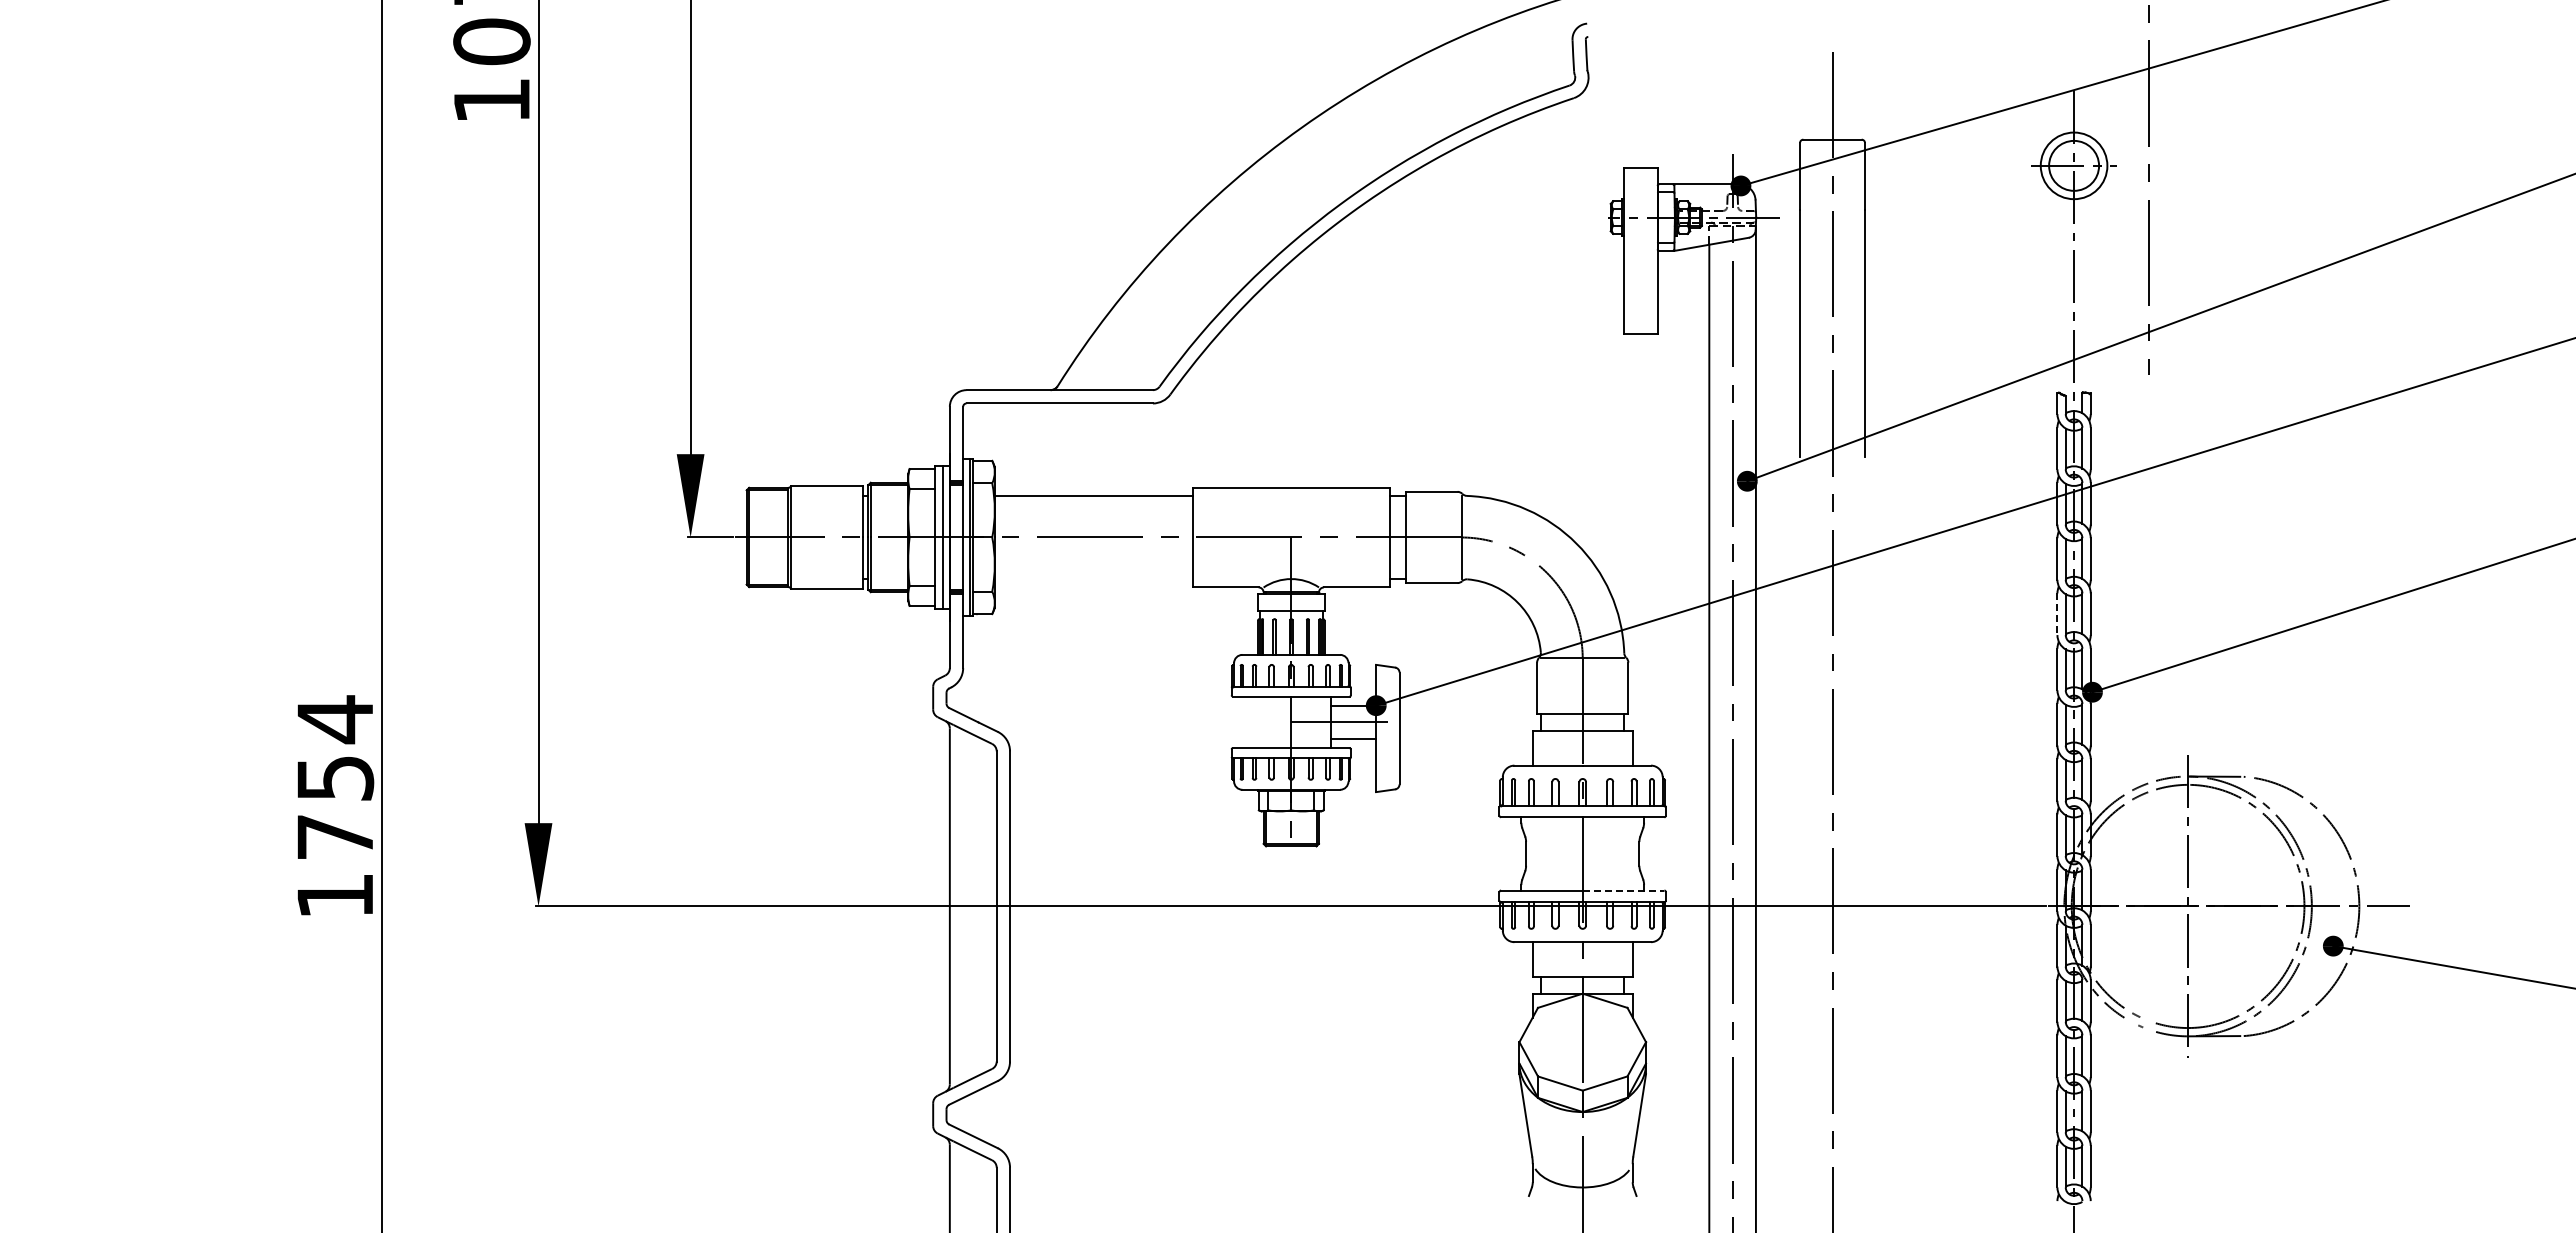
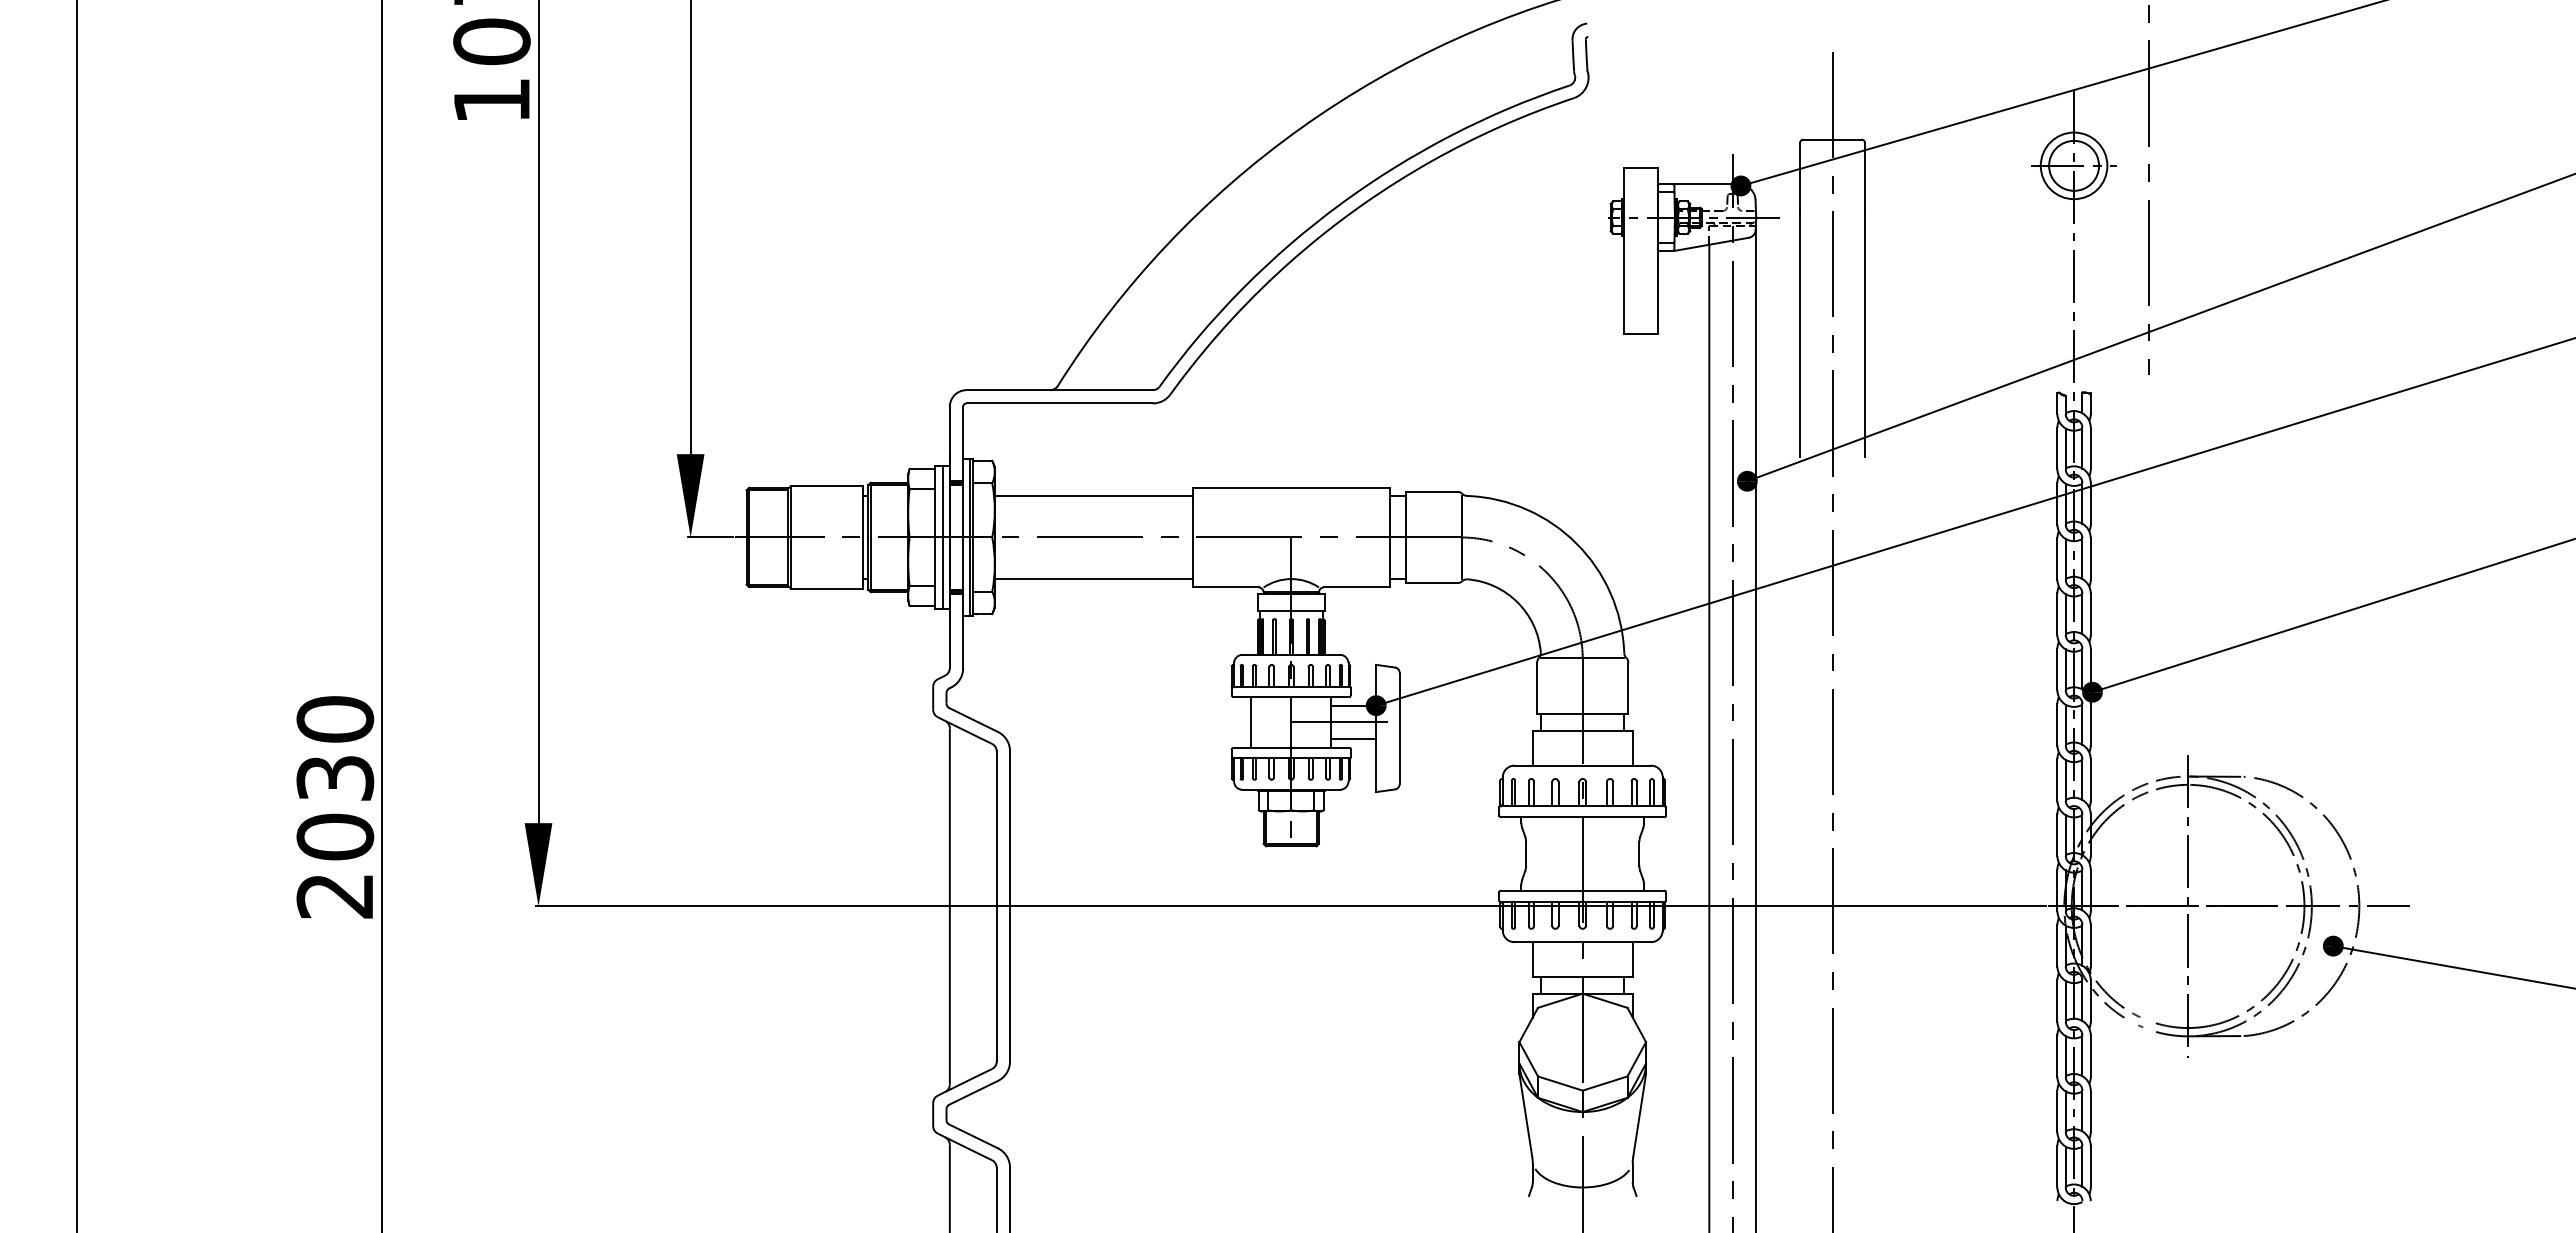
line: none -> present (1093, 579)
line: dashed -> solid (2057, 614)
line: none -> present (77, 615)
line: none -> present (1251, 722)
text: 1754 -> 2030 (335, 806)
line: dashed -> solid (1623, 890)
